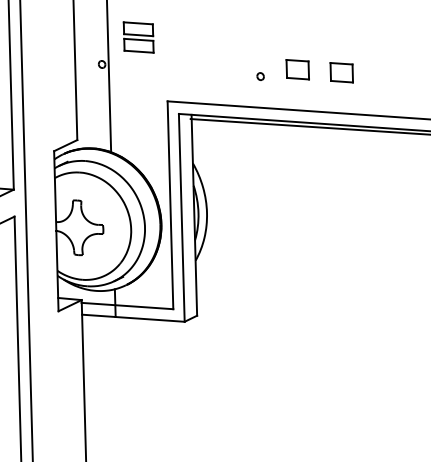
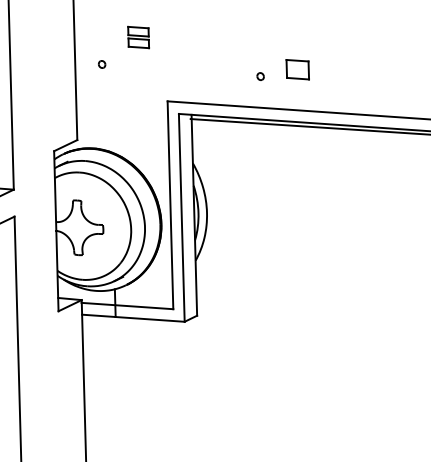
part size: 33x33 px -> 23x25 px (138, 37)
part: present -> none (341, 72)
line: present -> none (109, 77)
line: present -> none (26, 230)
